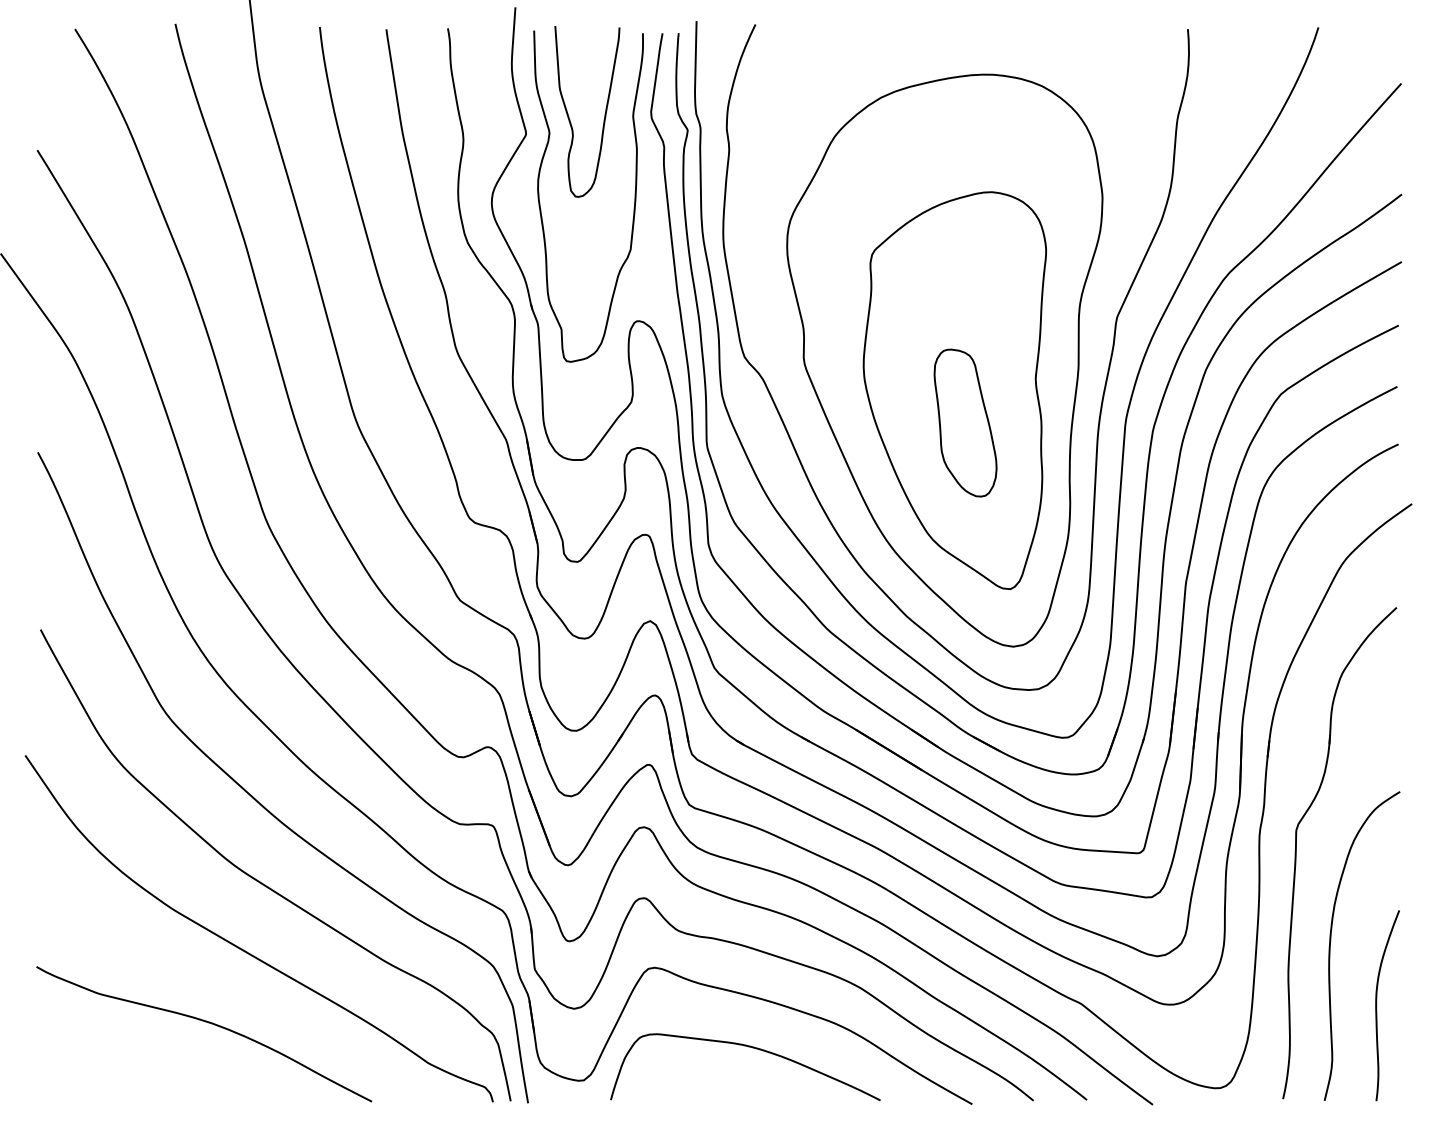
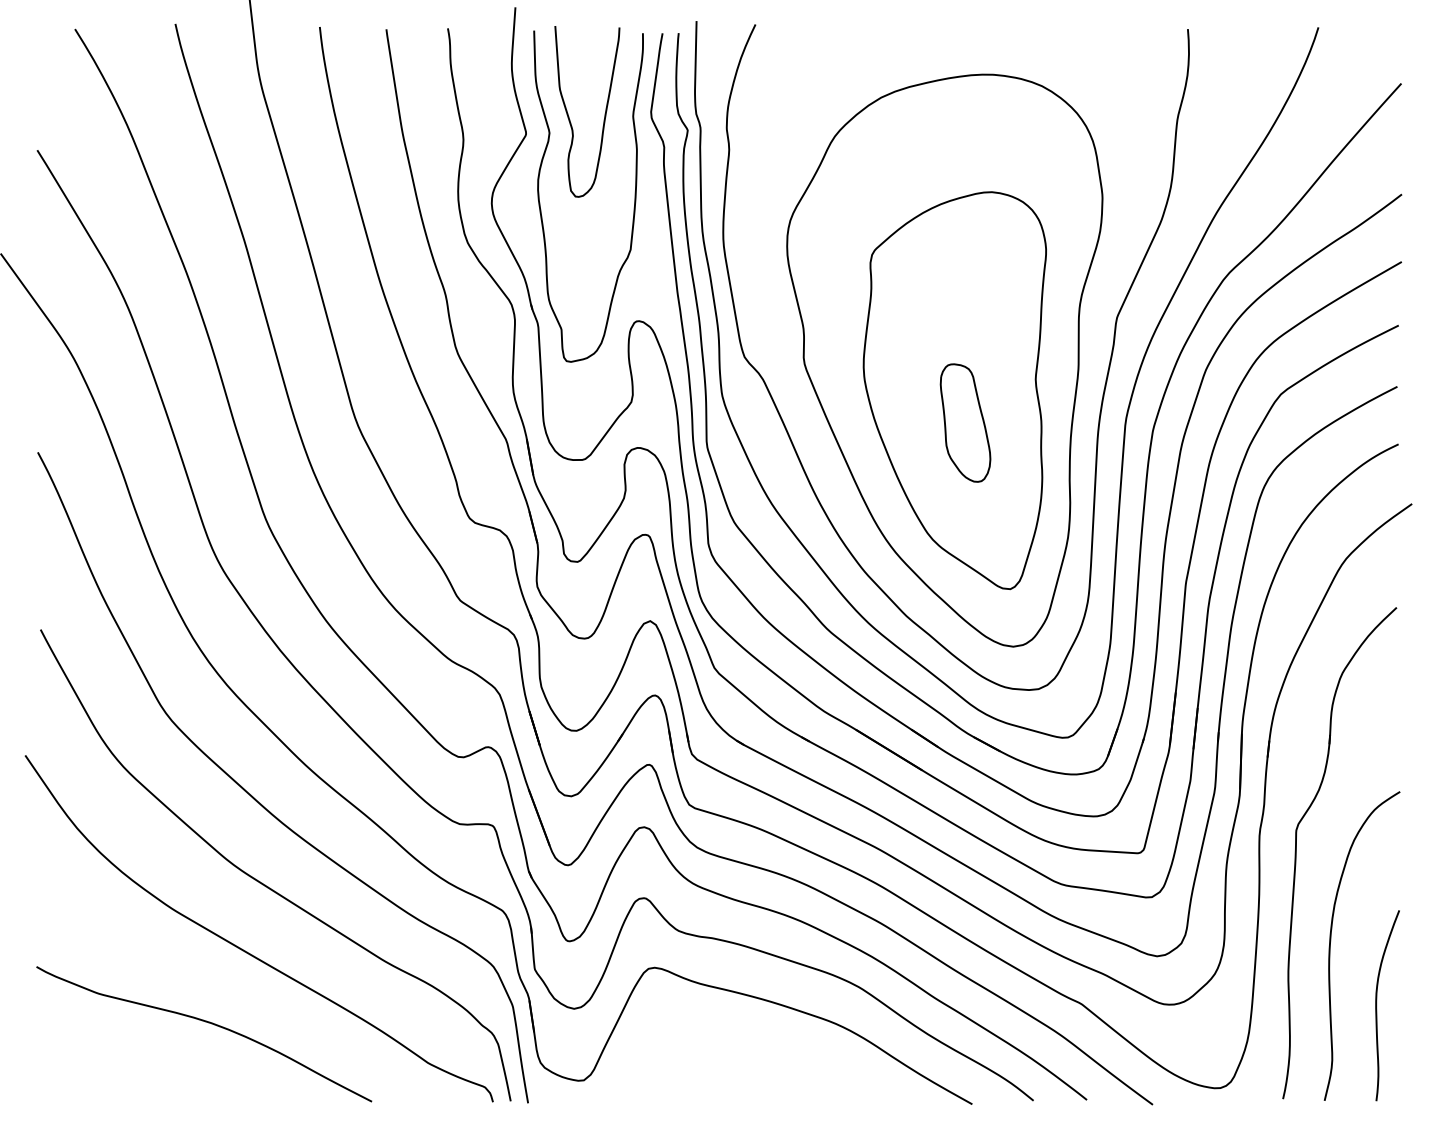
part size: 65x150 px -> 53x120 px (965, 422)
curve: present -> none (748, 1047)
